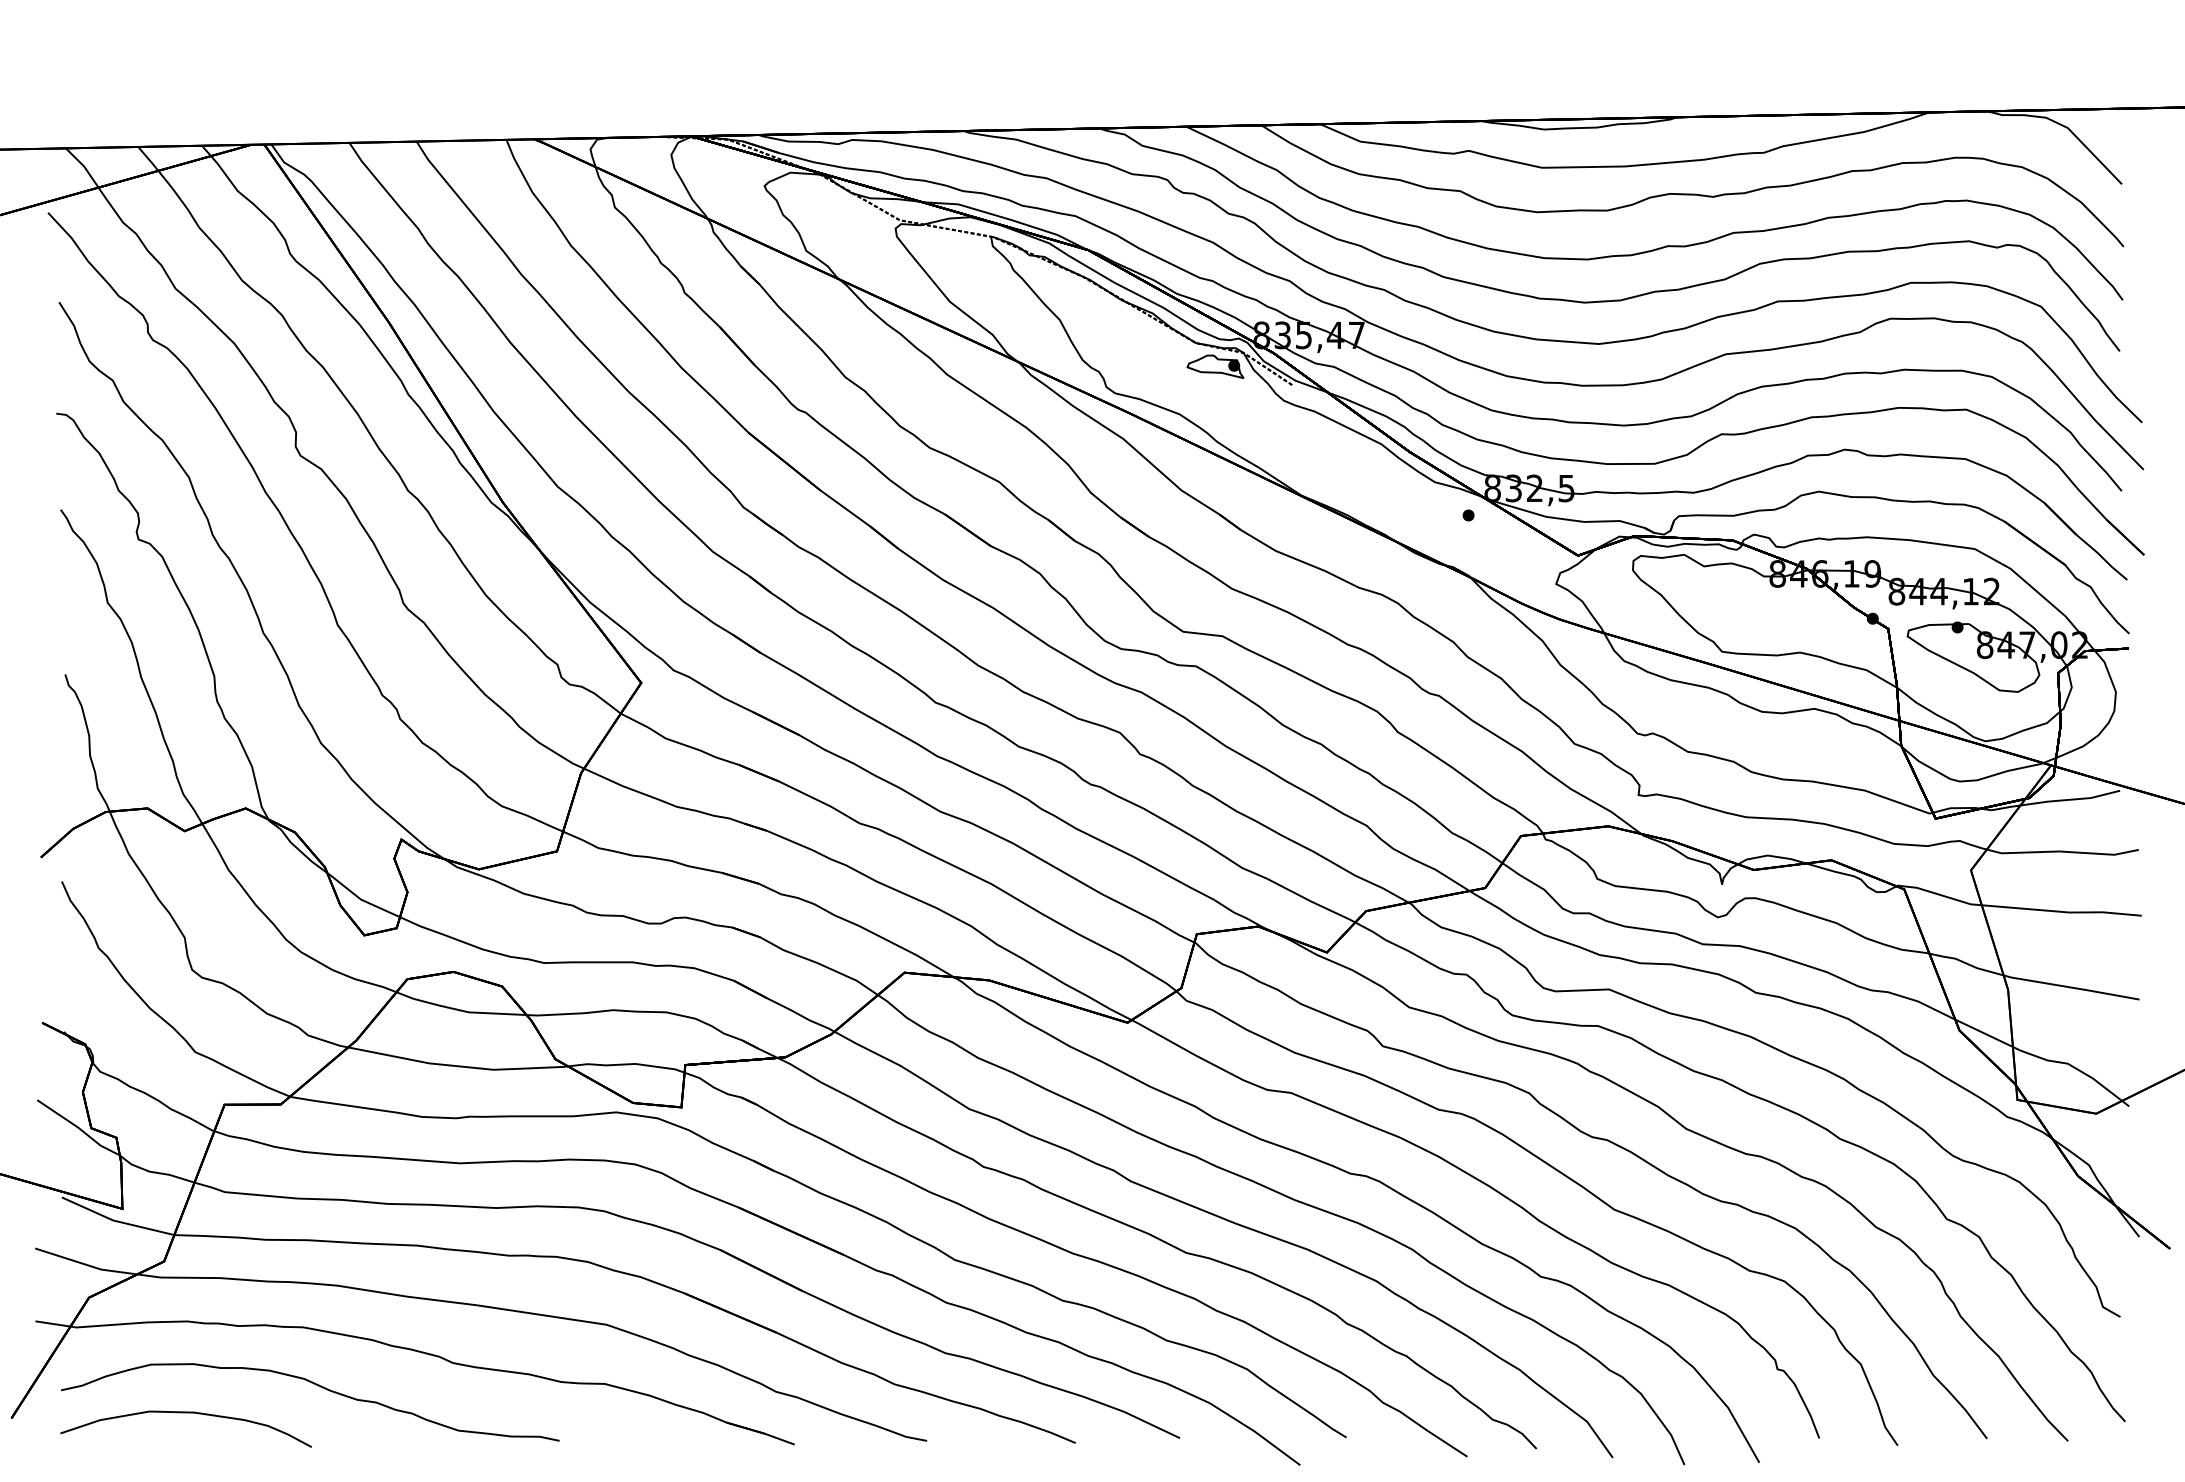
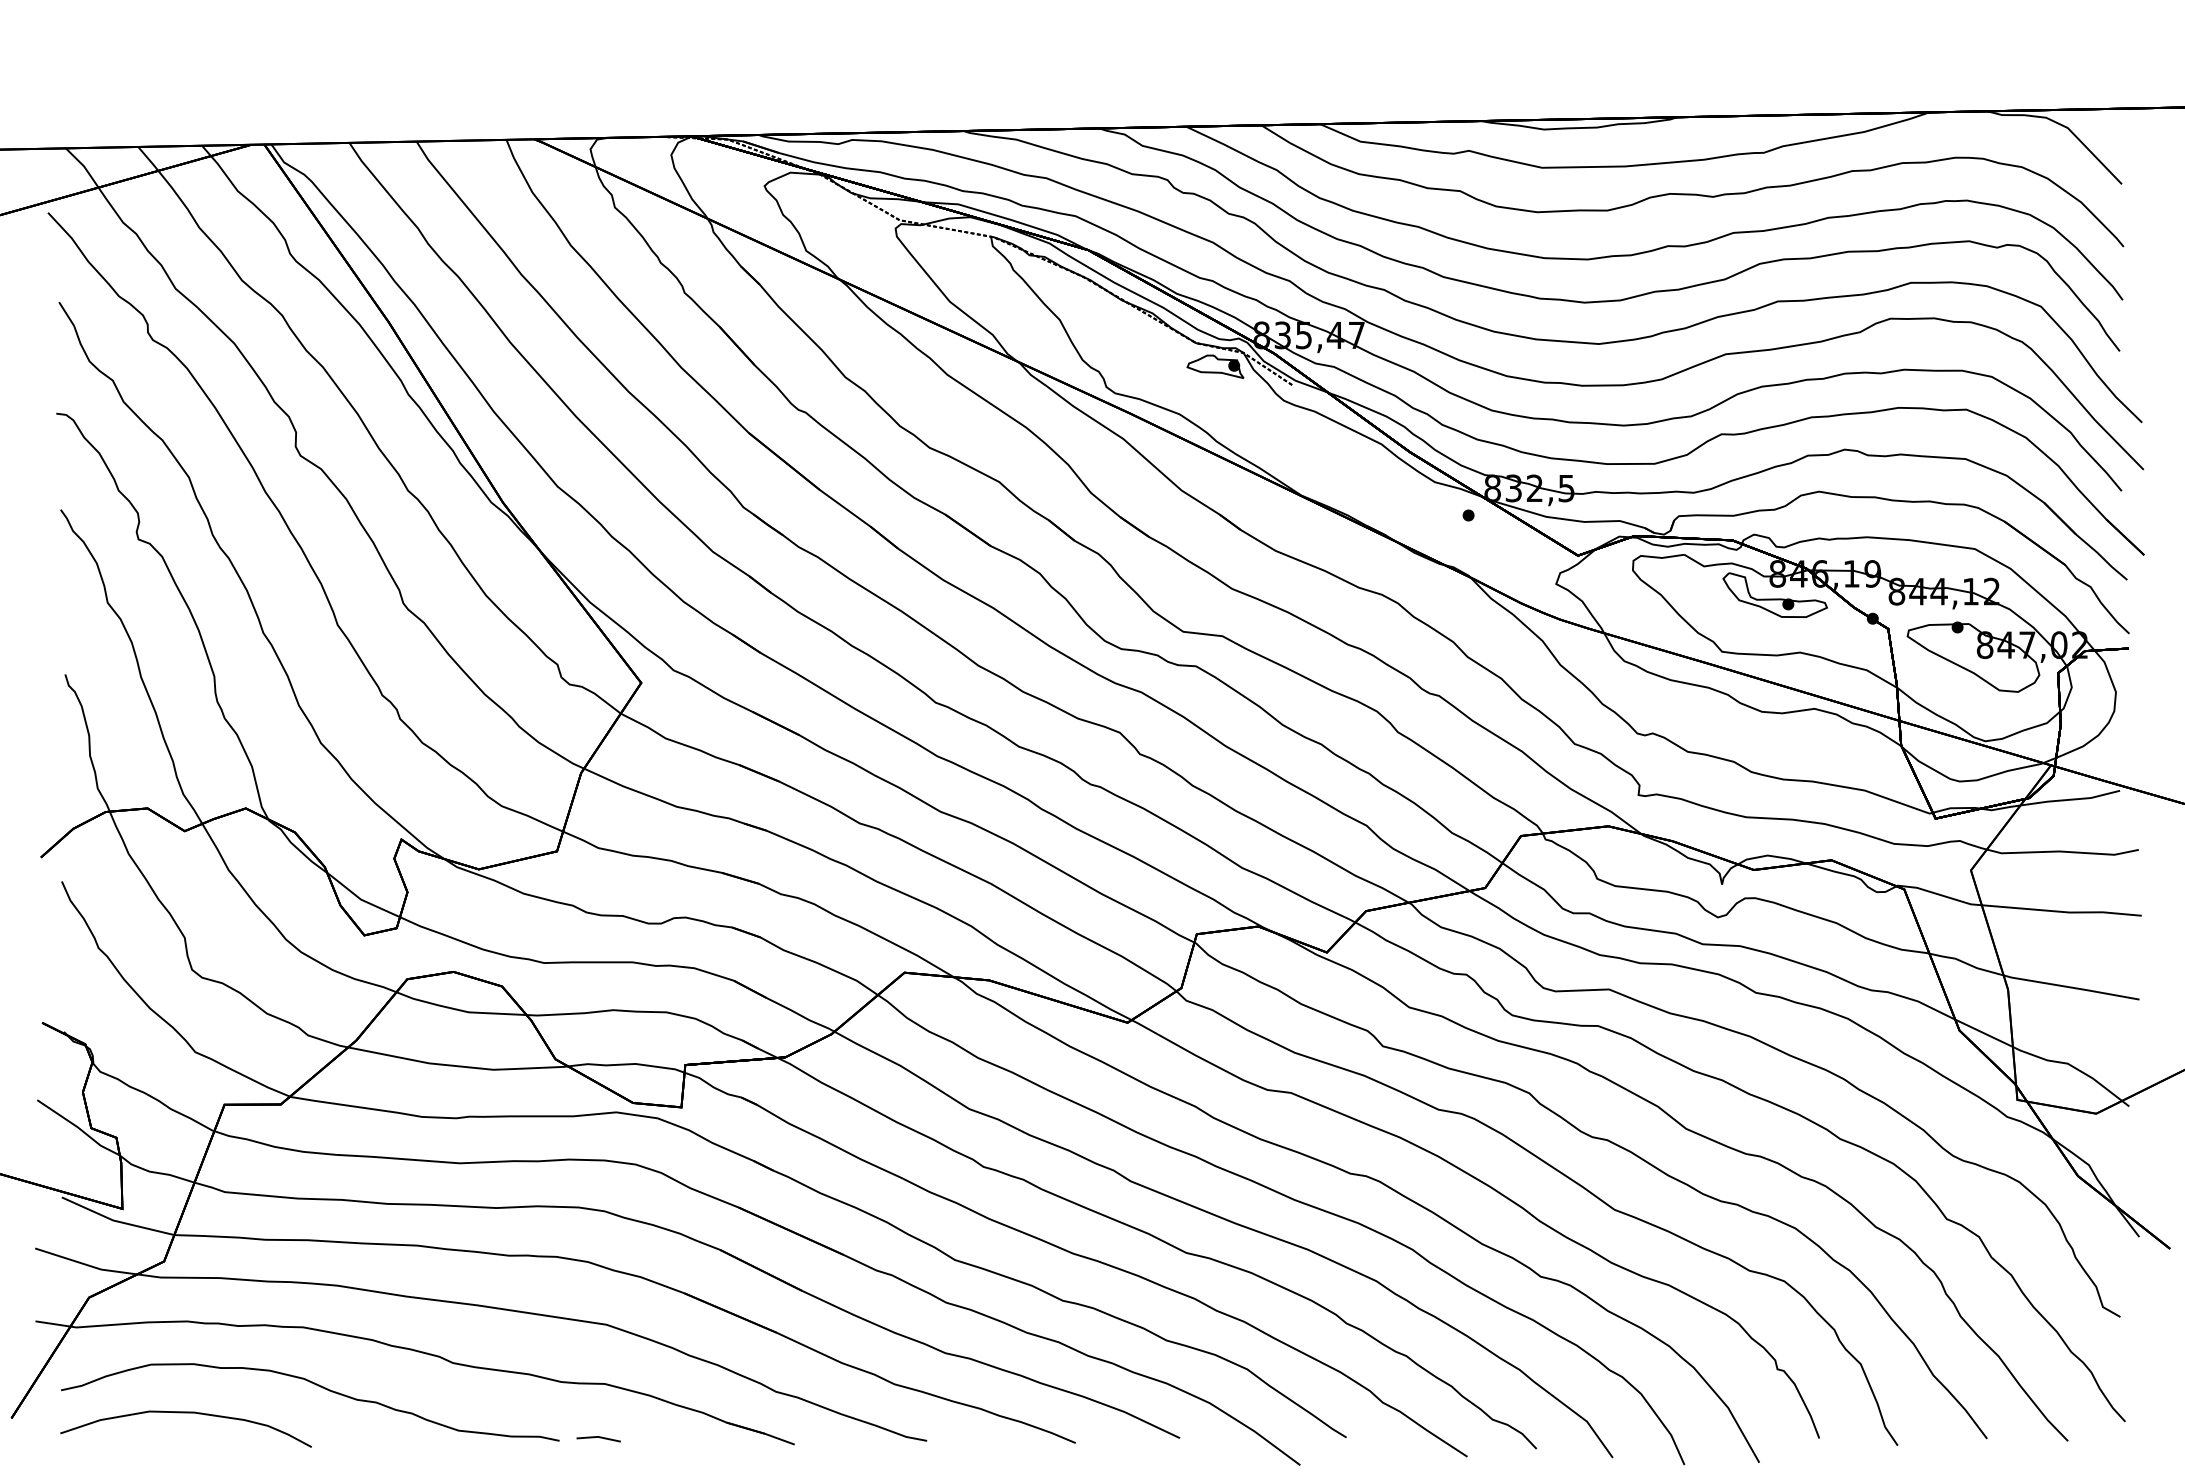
part: none -> present (1774, 594)
line: none -> present (599, 1438)
